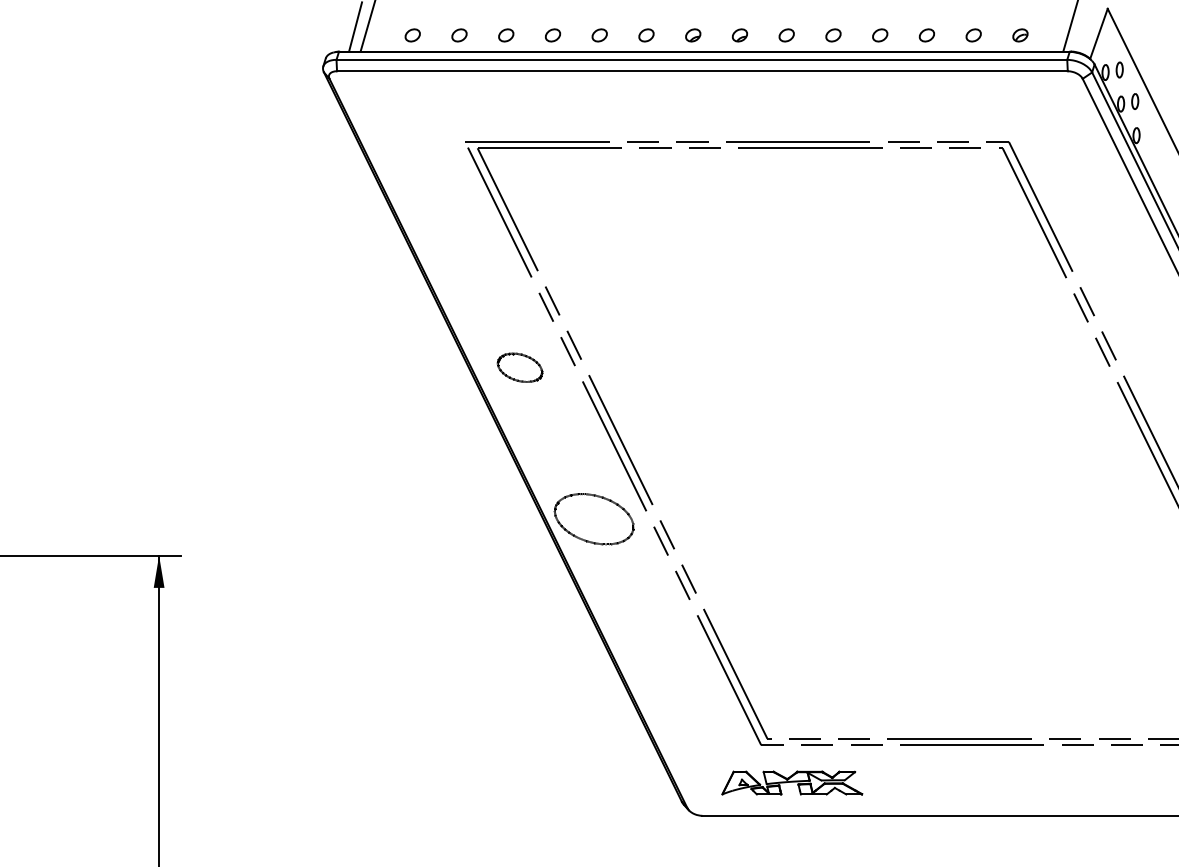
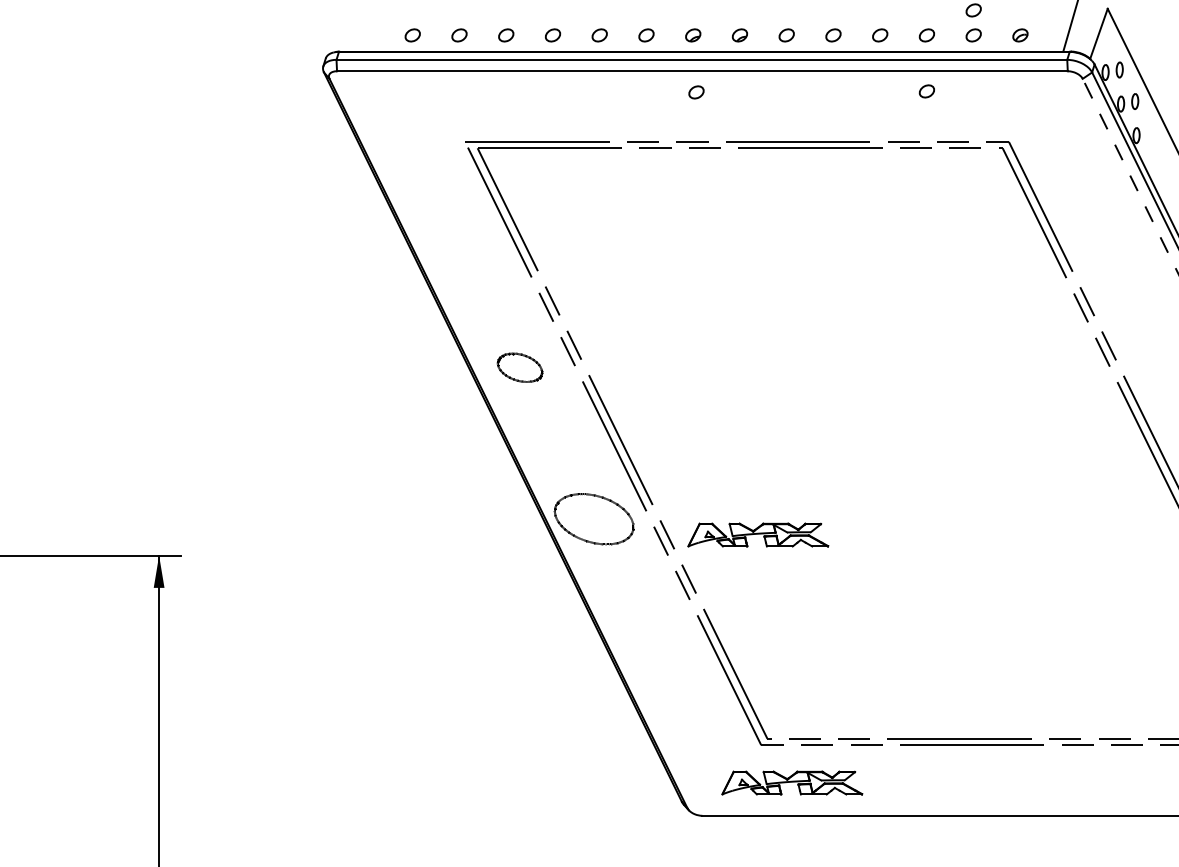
part: none -> present (973, 10)
line: present -> none (355, 26)
line: present -> none (367, 26)
part: none -> present (926, 91)
part: none -> present (696, 92)
line: solid -> dashed (1130, 176)
part: none -> present (758, 534)
